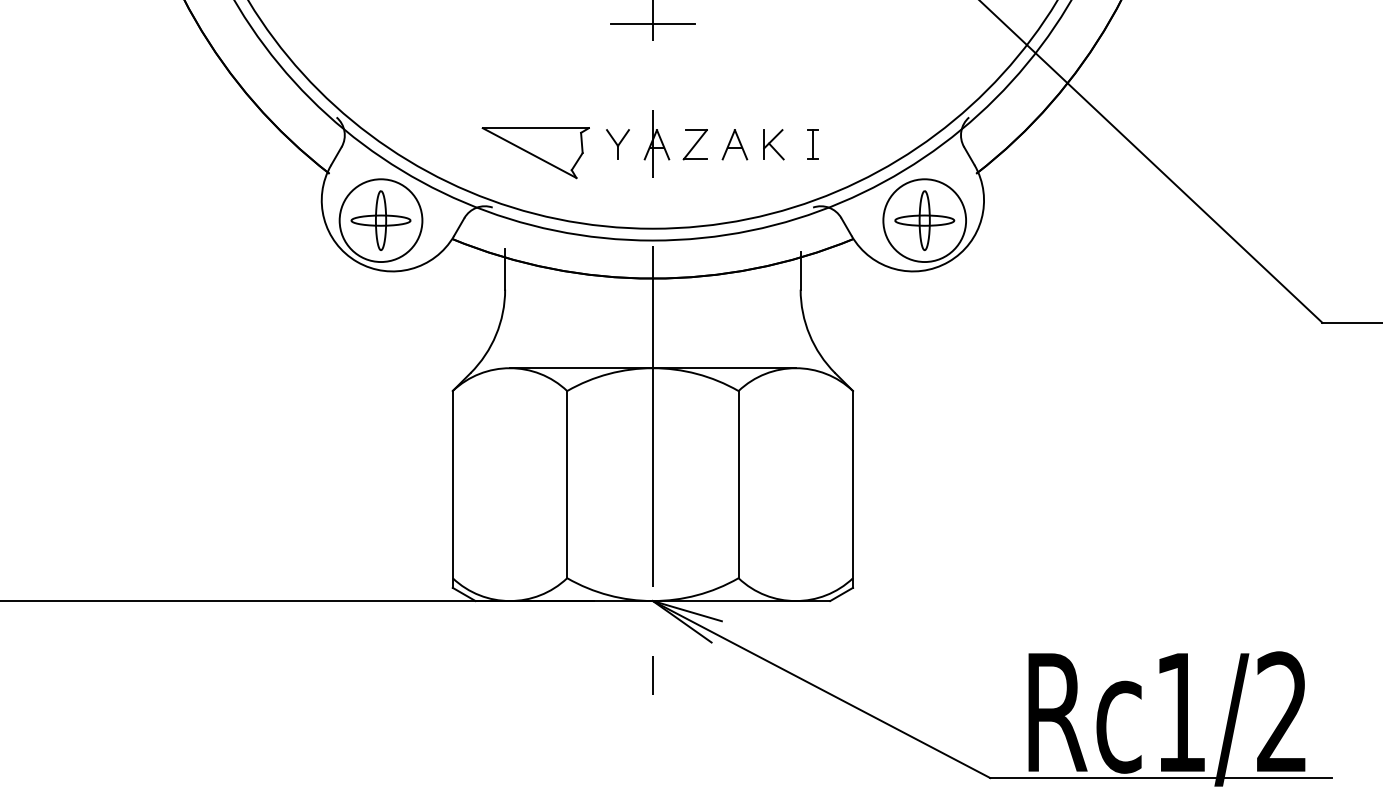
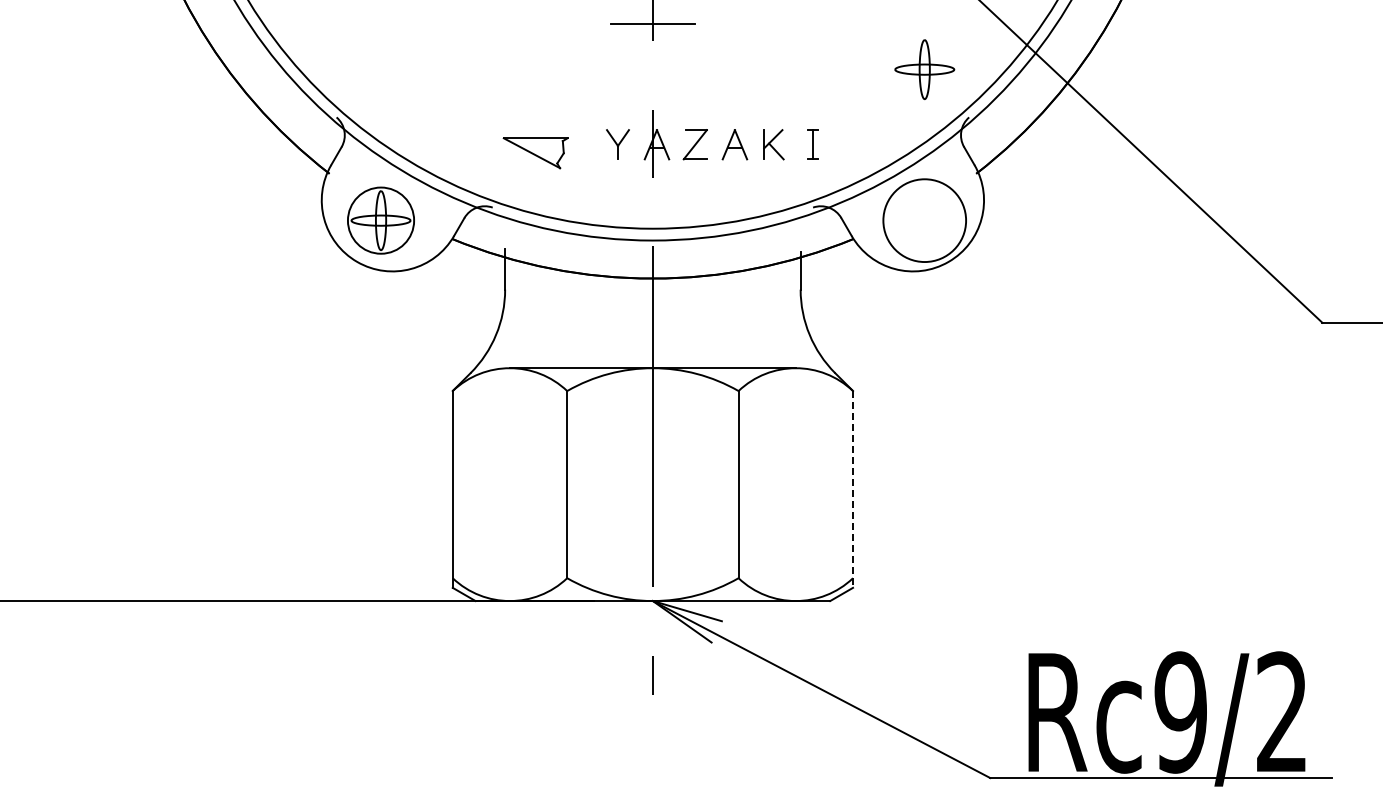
part size: 109x53 px -> 67x33 px (535, 153)
circle diameter: 83 px -> 66 px (380, 220)
part position: (924, 220) -> (924, 69) (924, 69)
line: solid -> dashed (853, 489)
text: Rc1/2 -> Rc9/2 (1180, 712)
